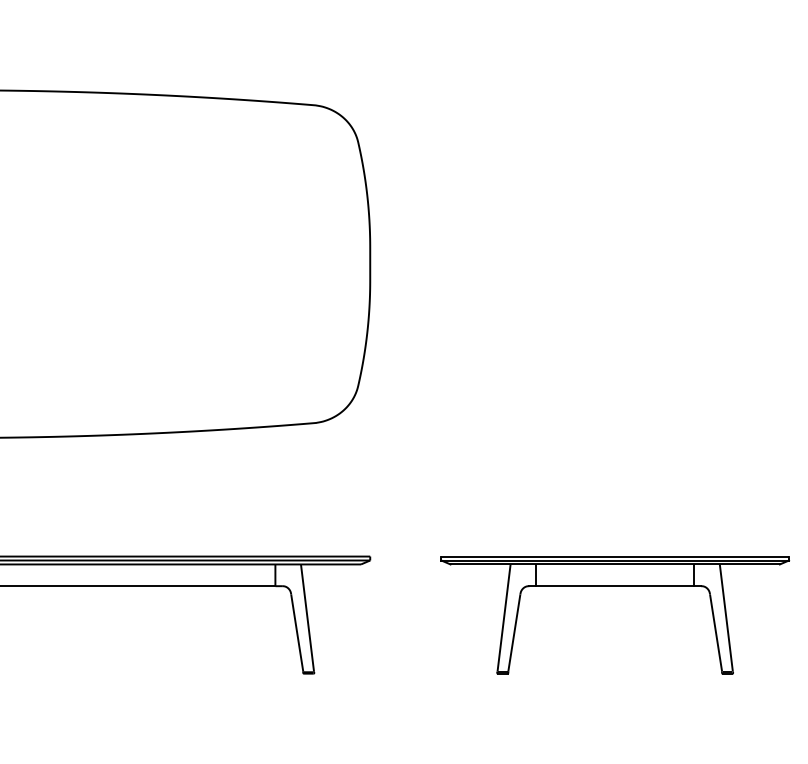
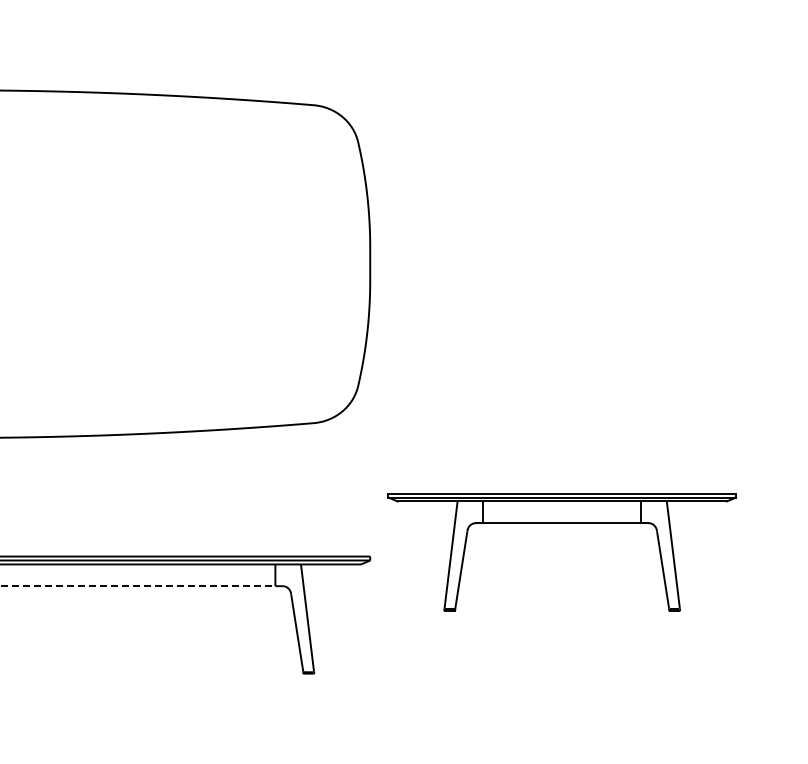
line: solid -> dashed (138, 586)
part position: (615, 586) -> (562, 523) (562, 523)
